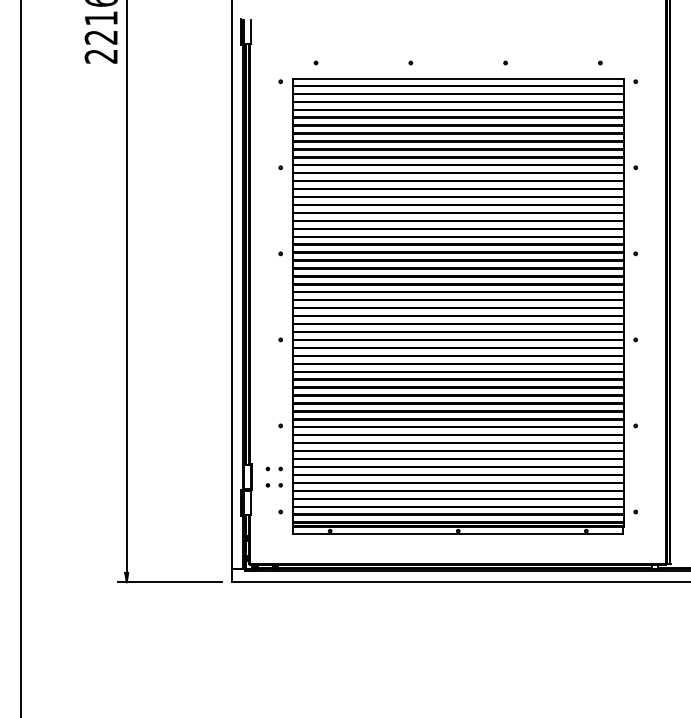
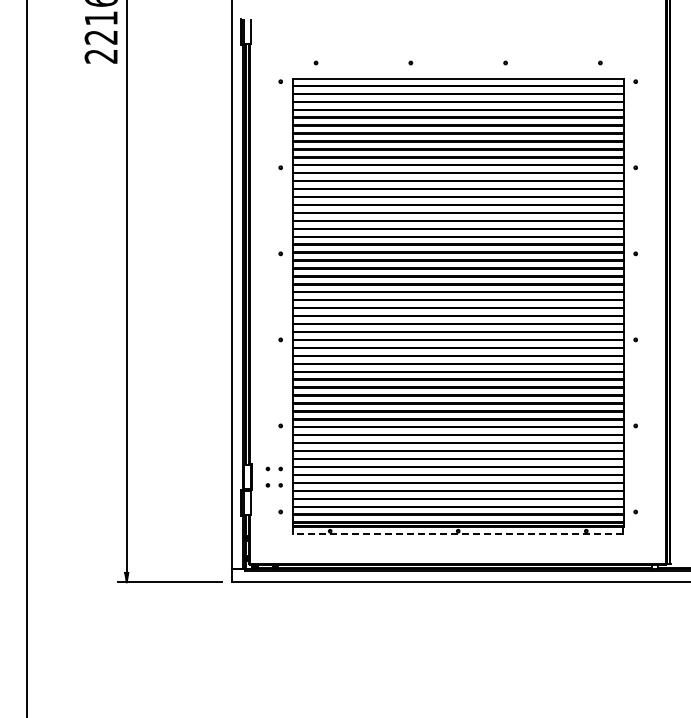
line position: (20, 358) -> (26, 358) (26, 358)
line: solid -> dashed (457, 534)
